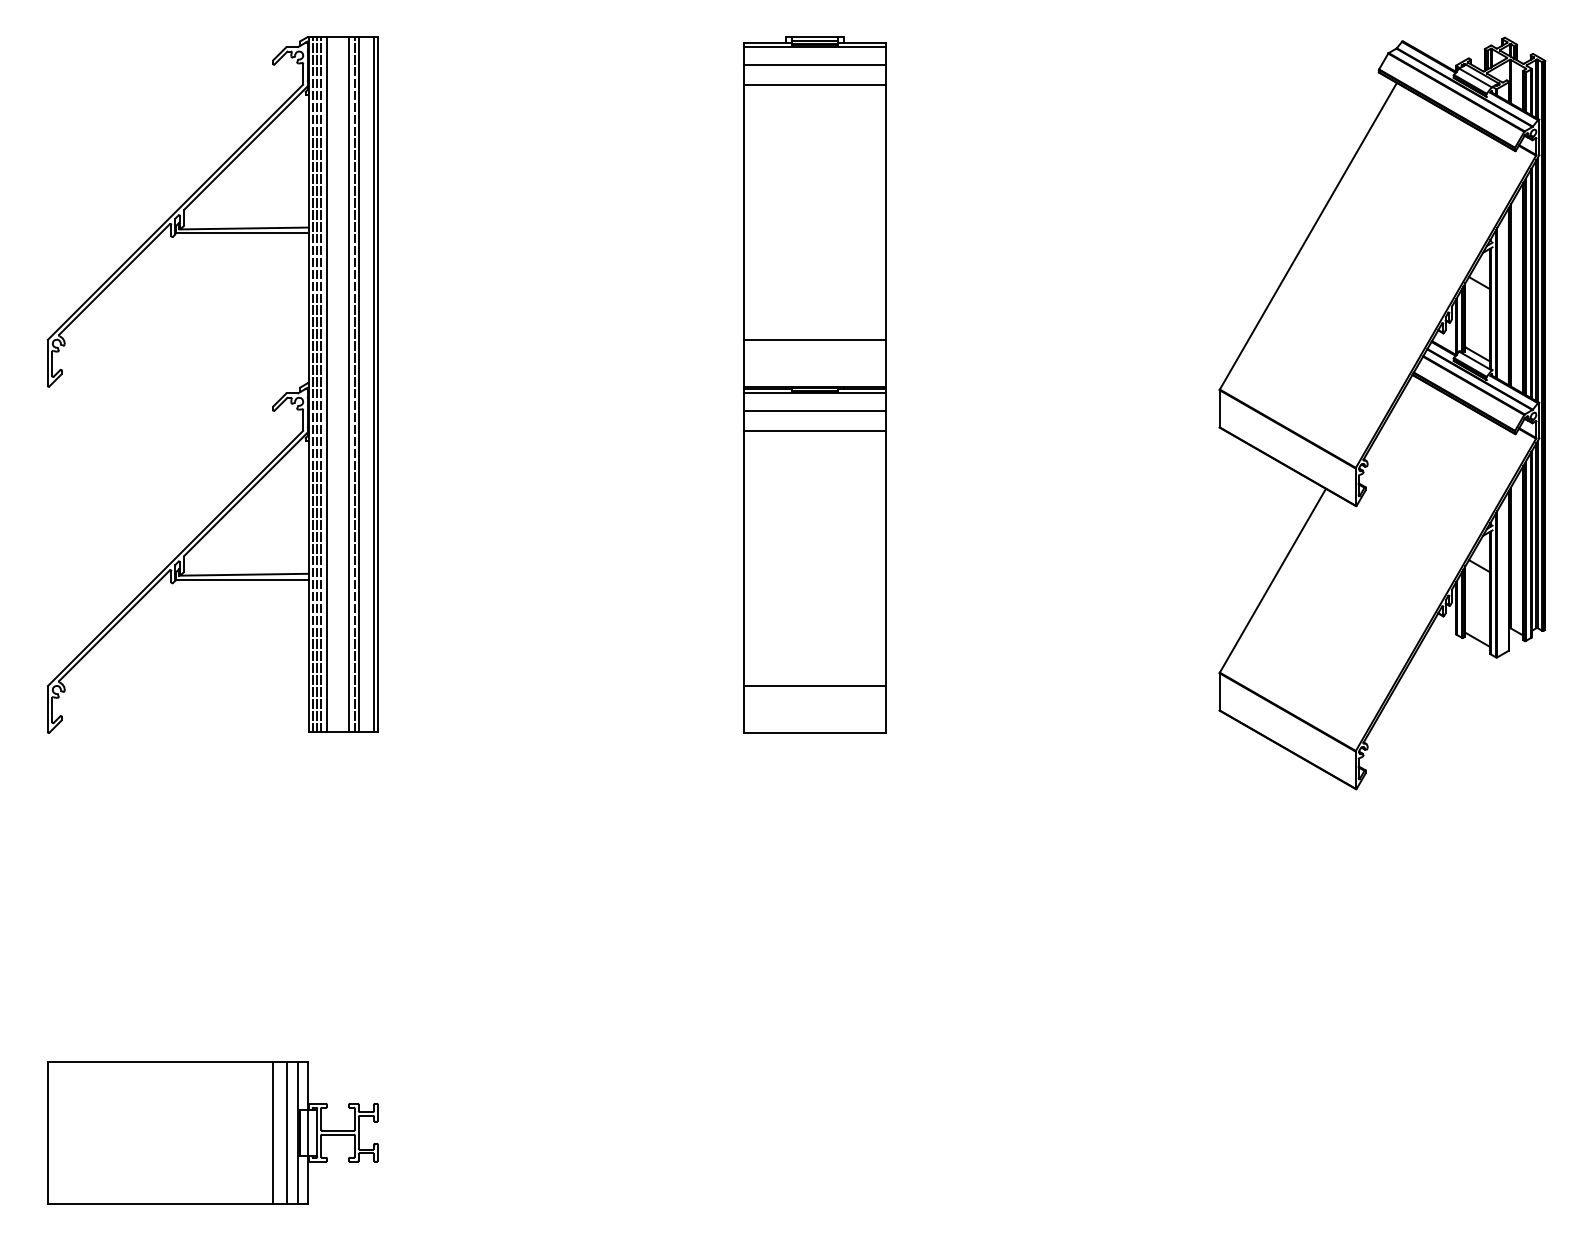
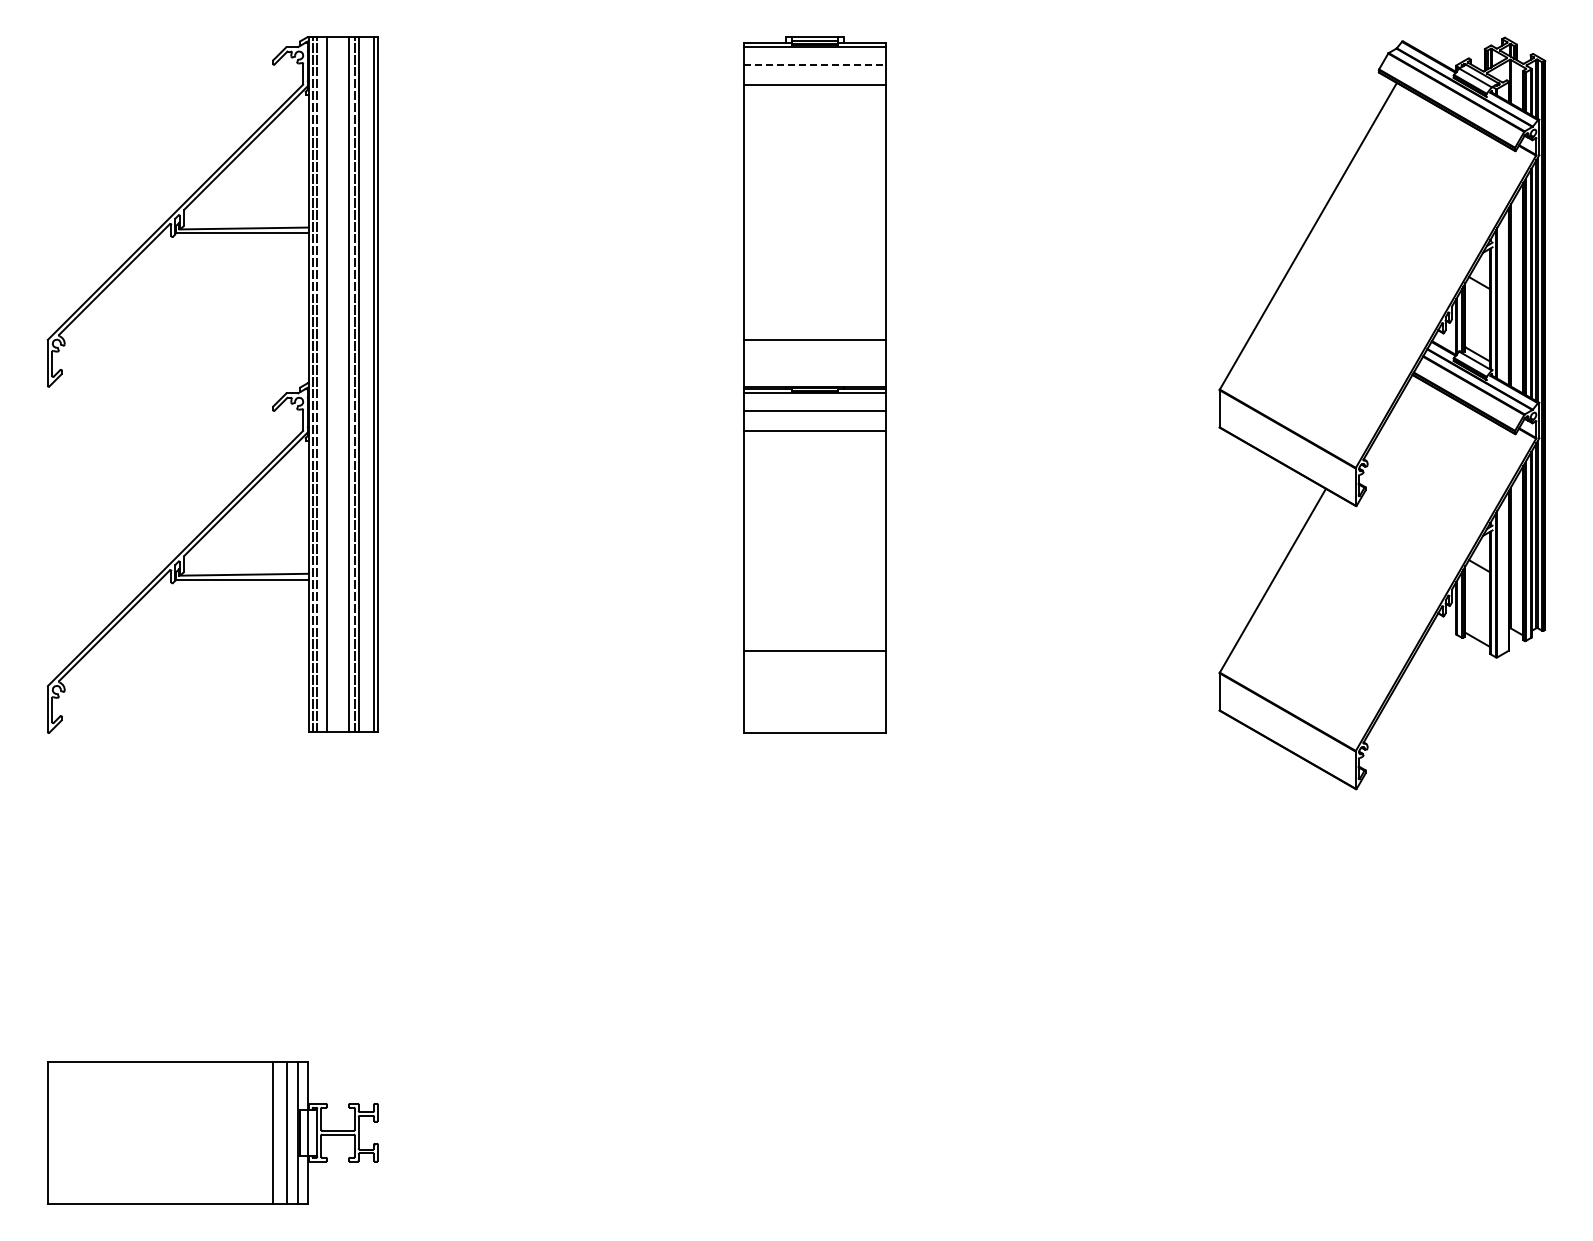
line: solid -> dashed (815, 64)
line: present -> none (321, 384)
line position: (814, 686) -> (814, 651) (814, 651)
